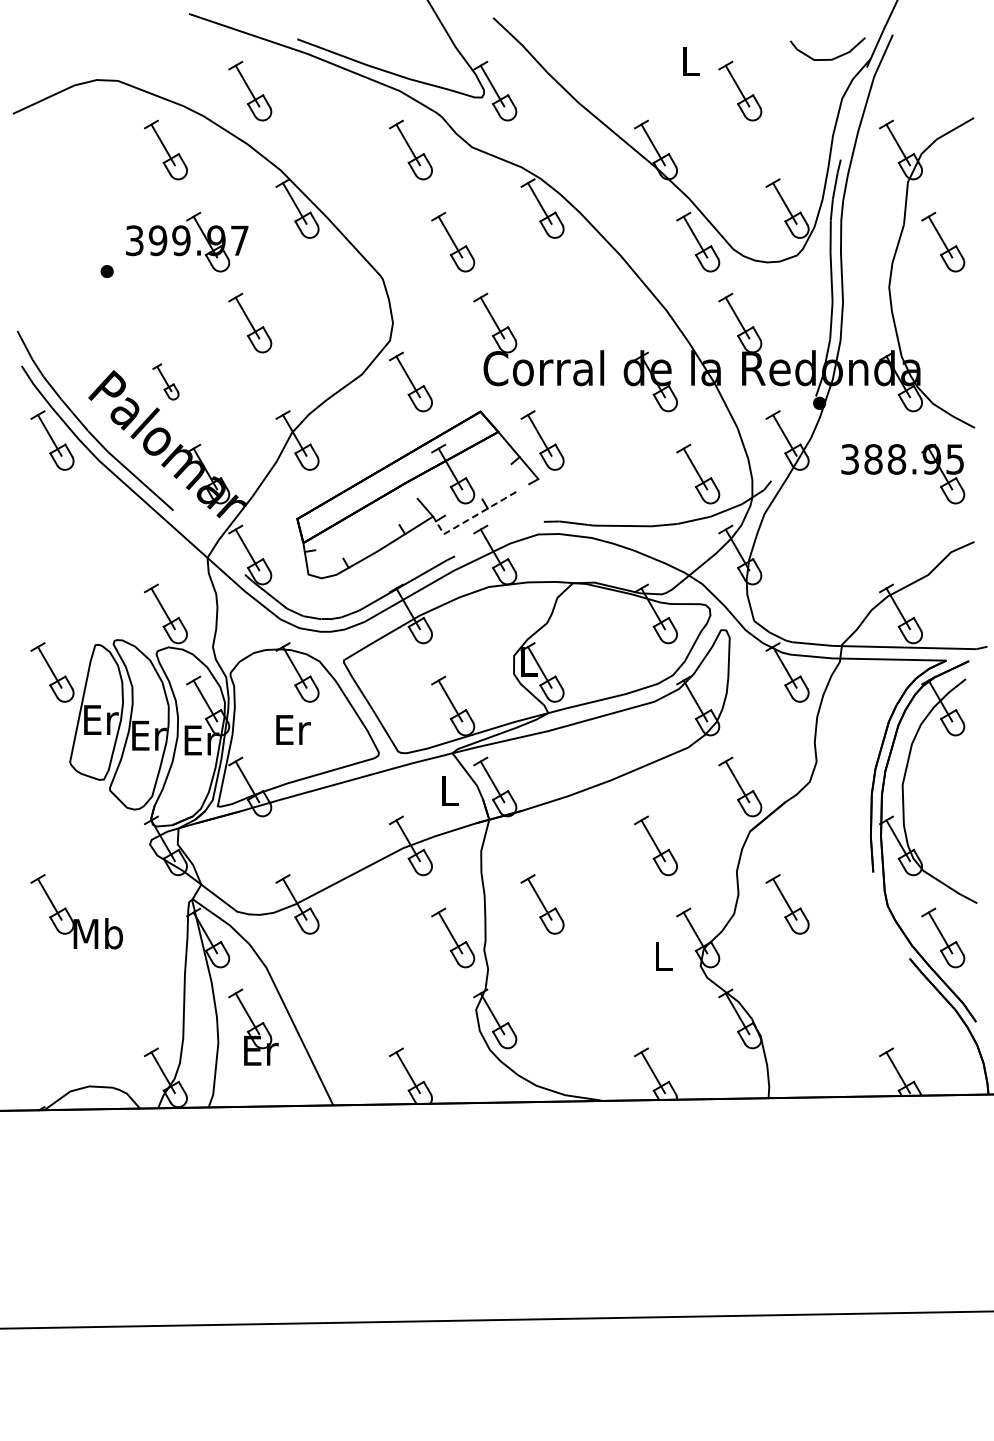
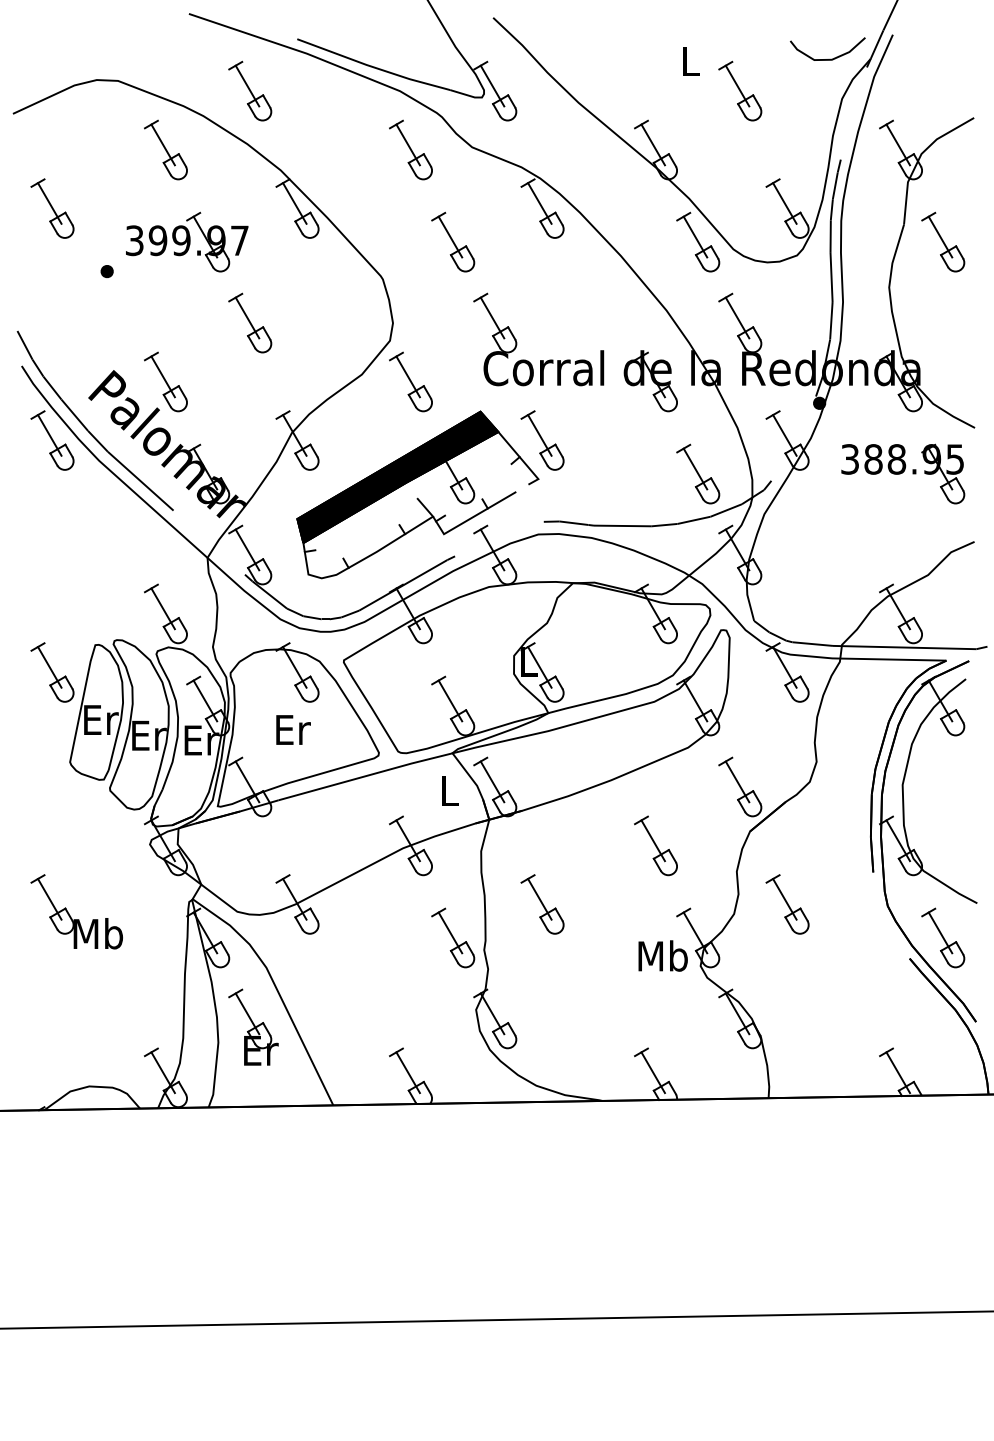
part: none -> present (52, 208)
part size: 28x38 px -> 44x62 px (165, 381)
fill: none -> present (397, 477)
line: dashed -> solid (470, 518)
text: L -> Mb (662, 955)
